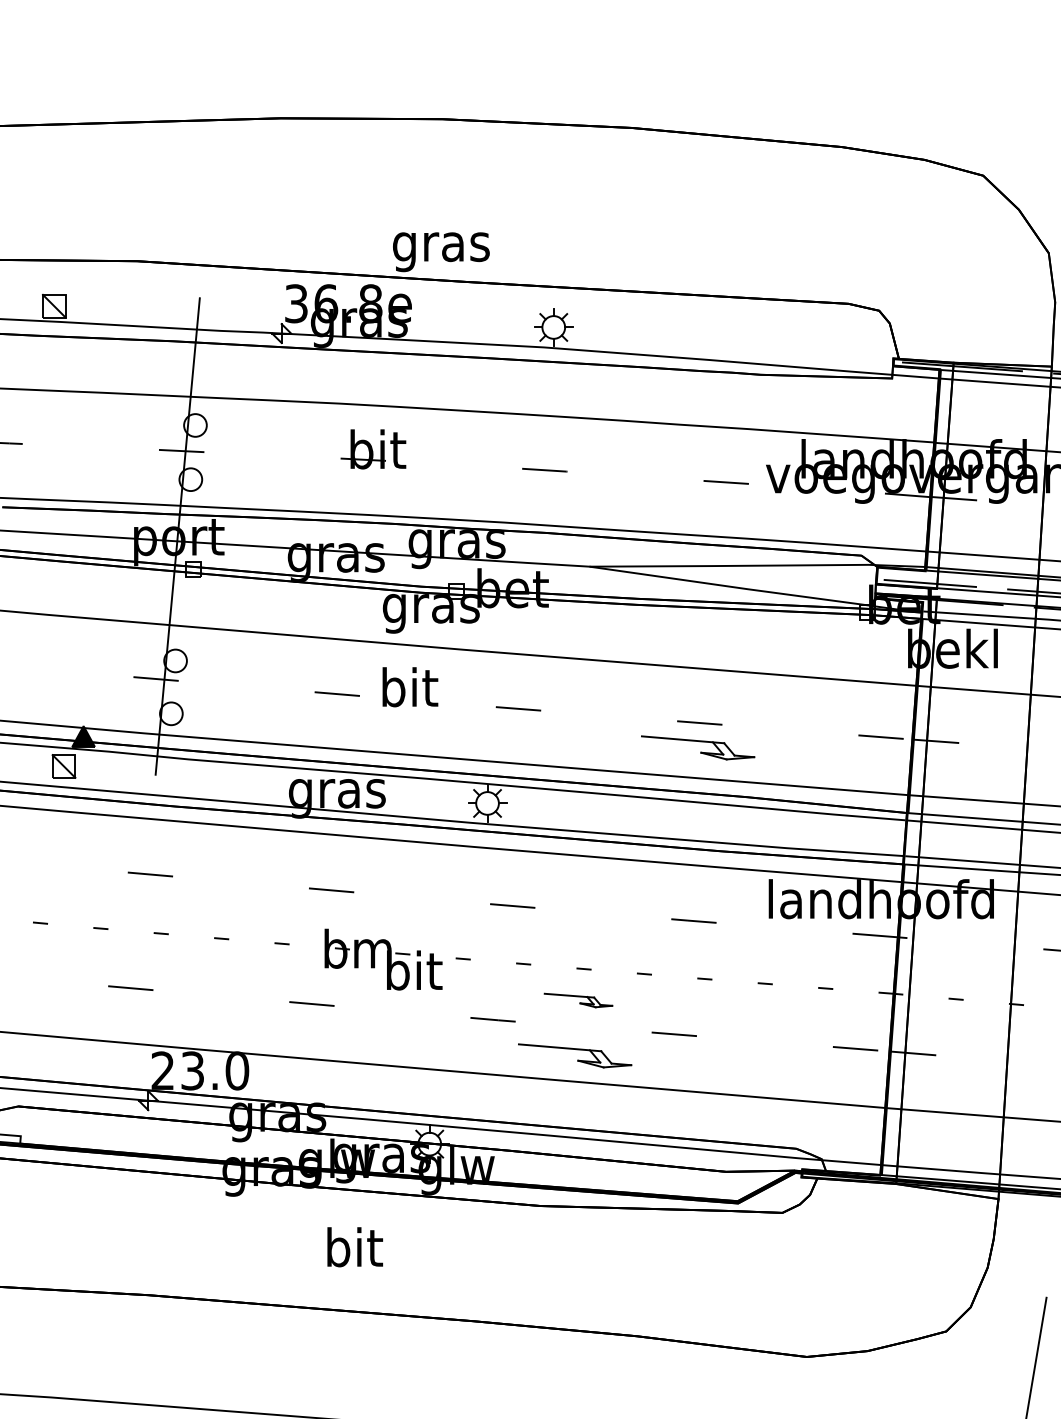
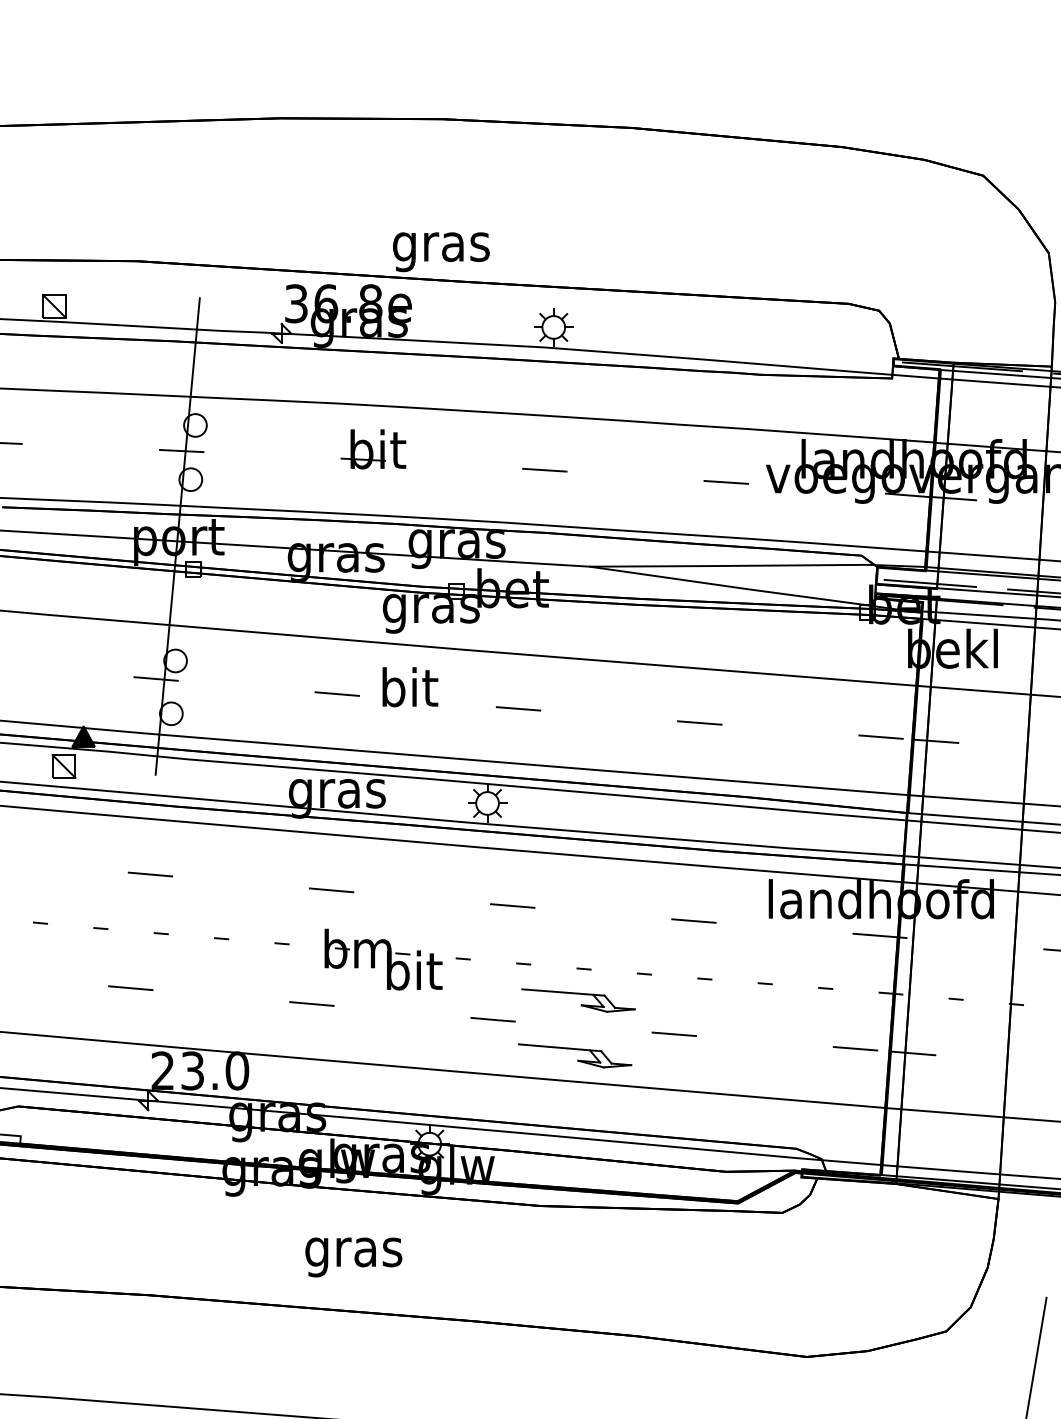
part: present -> none (698, 747)
part size: 71x17 px -> 115x25 px (578, 1000)
text: bit -> gras (353, 1252)
